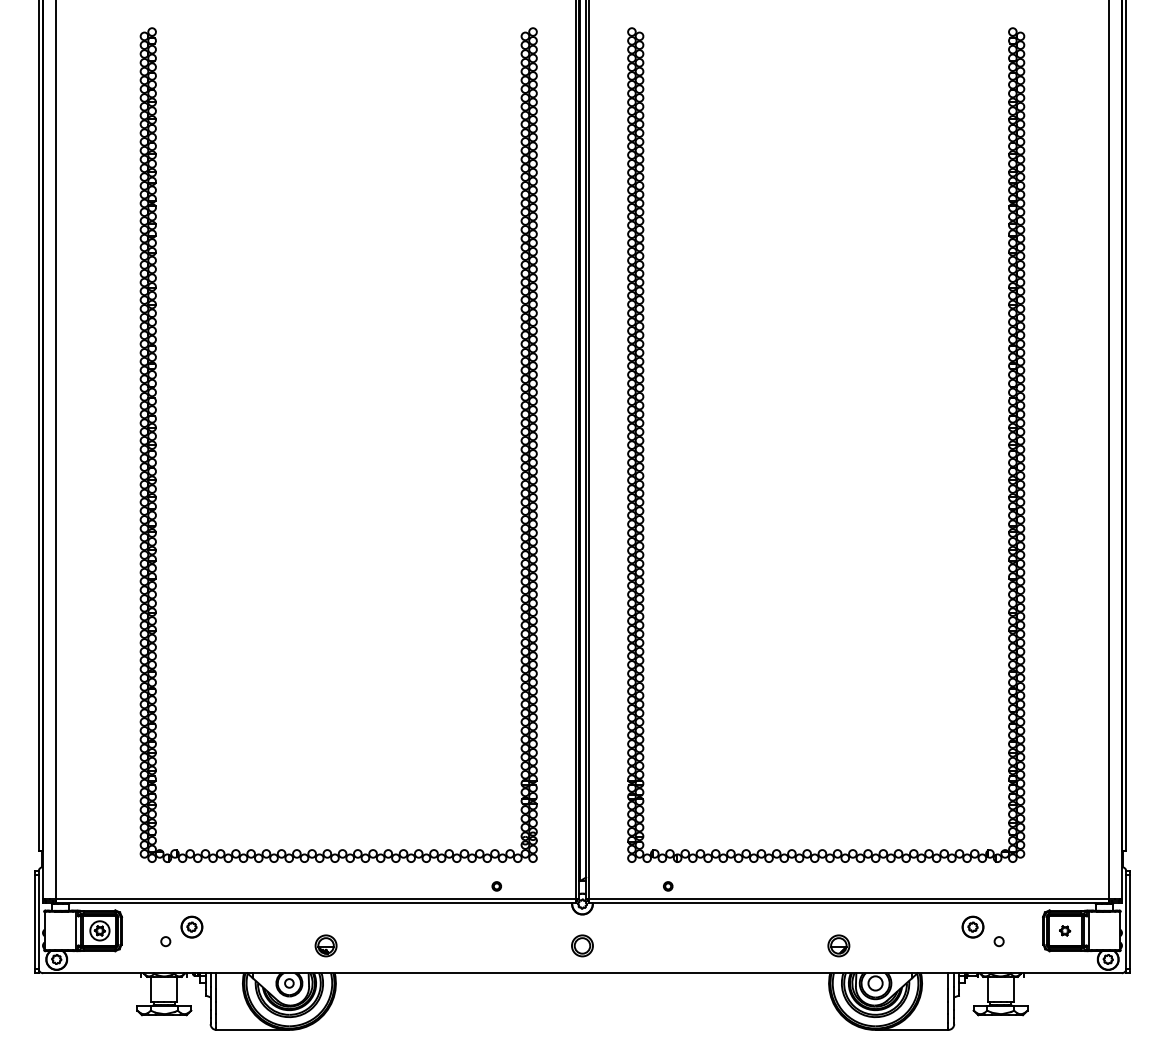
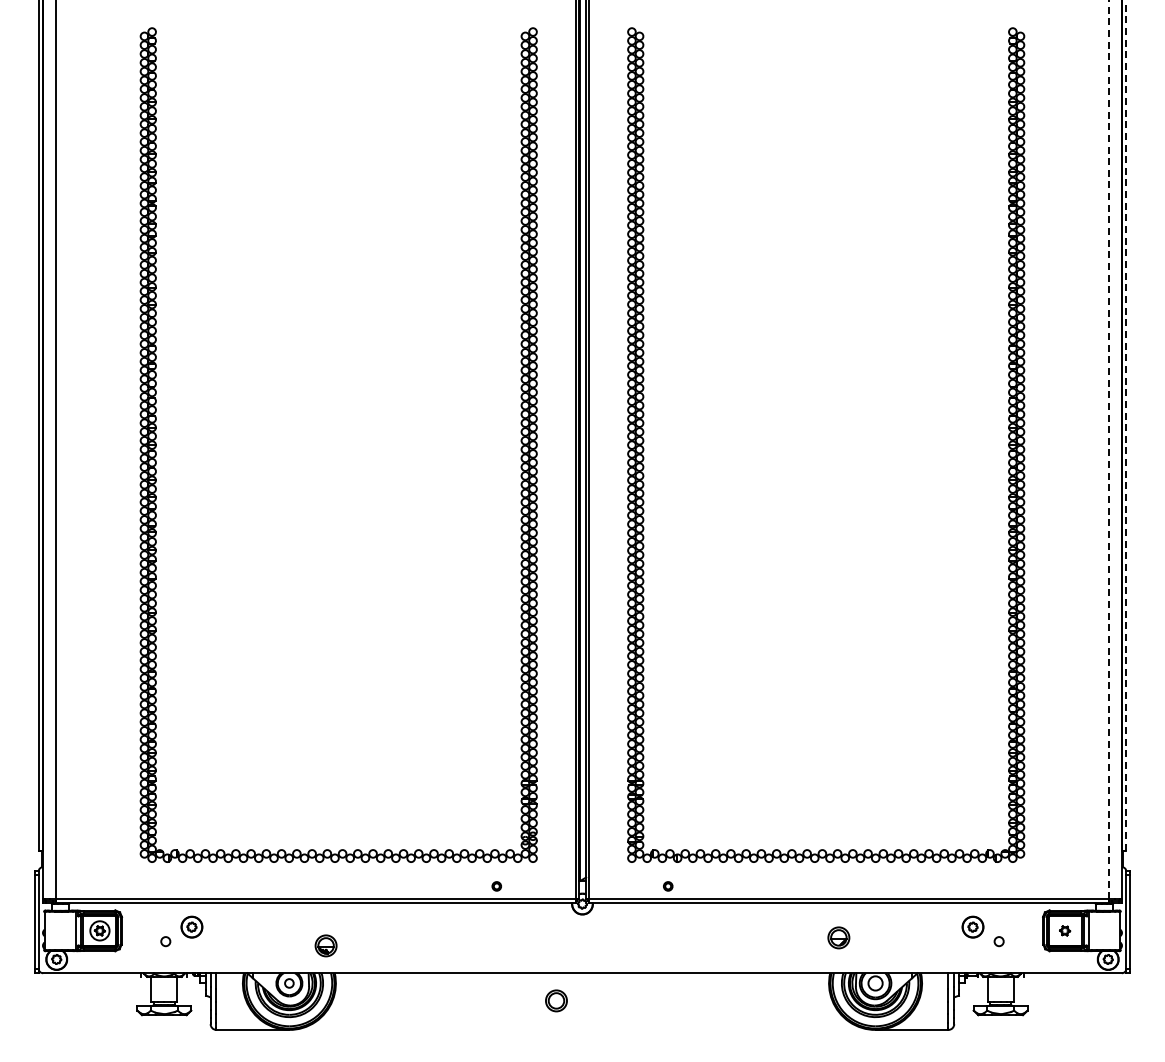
line: solid -> dashed (1126, 426)
line: solid -> dashed (1108, 449)
part position: (582, 945) -> (556, 1000) (556, 1000)
part position: (838, 945) -> (838, 937) (838, 937)
